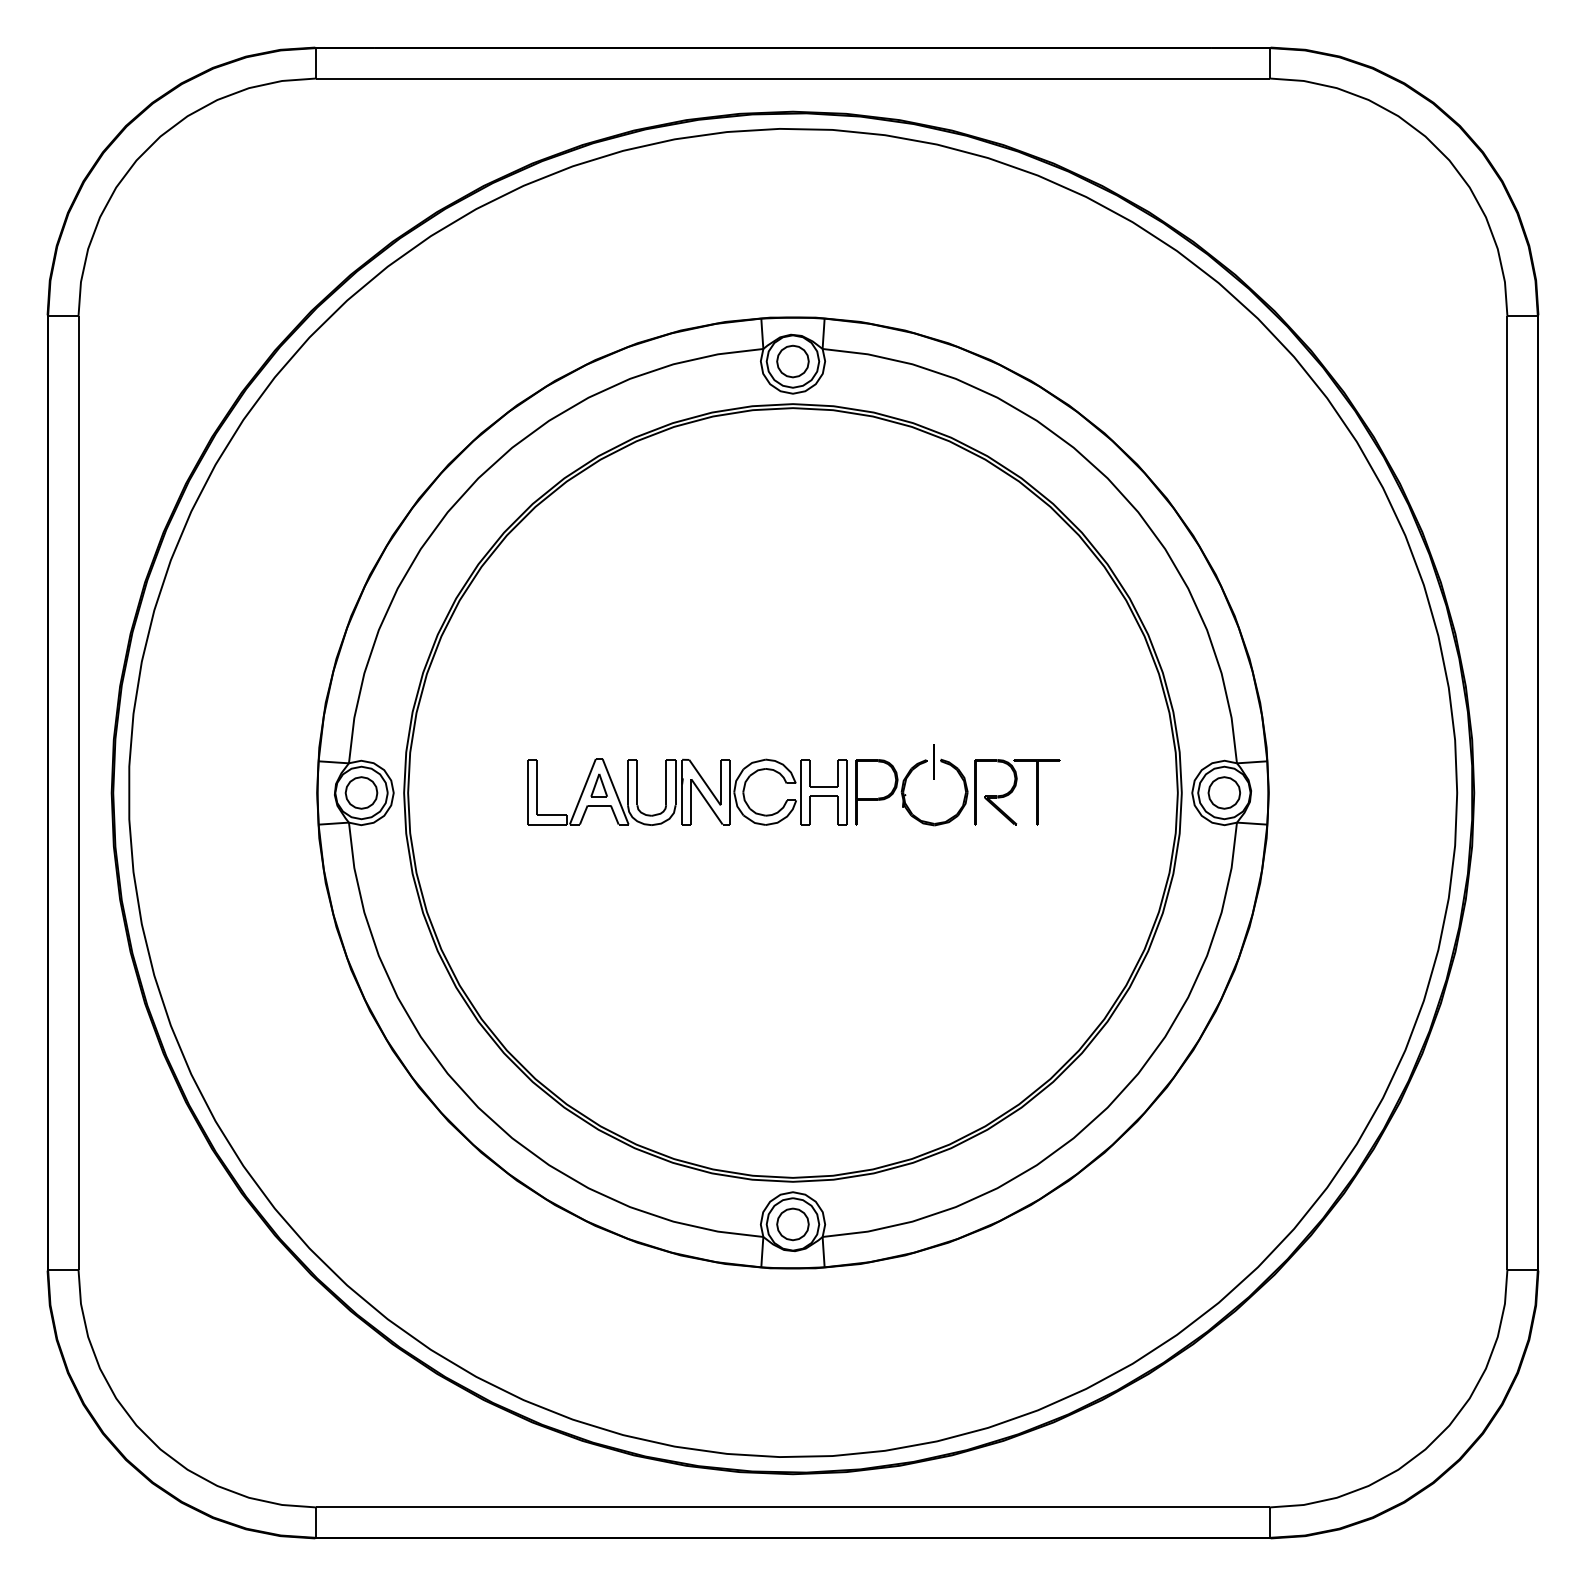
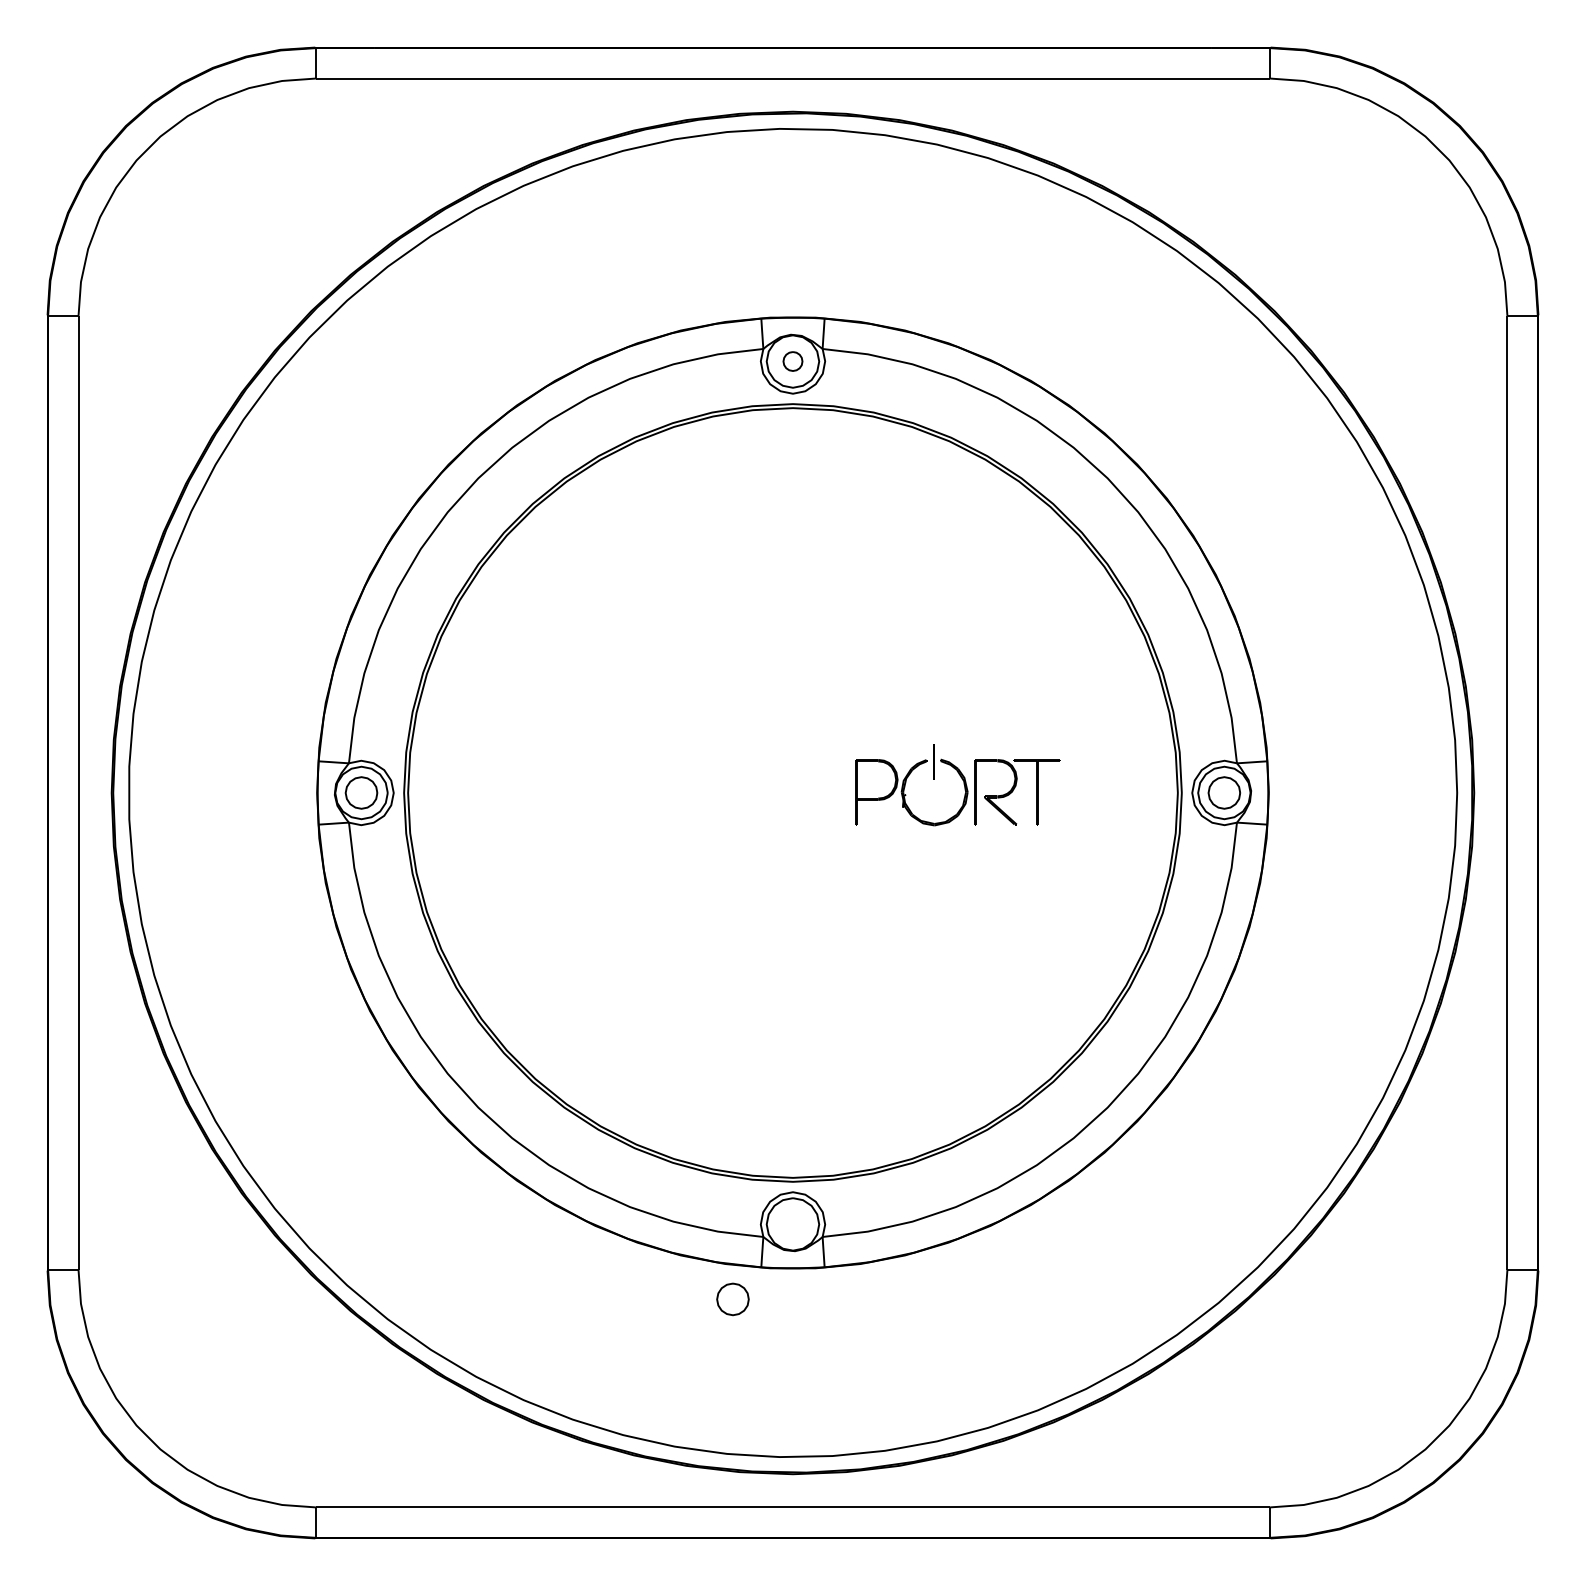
part size: 34x35 px -> 22x21 px (792, 361)
part: present -> none (687, 791)
part position: (792, 1224) -> (732, 1299) (732, 1299)
